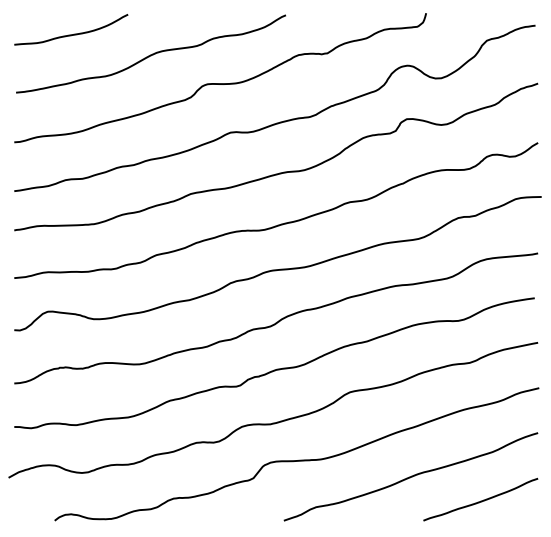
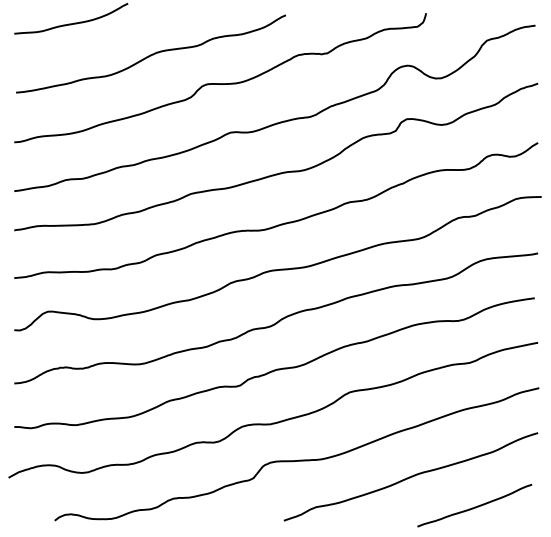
curve position: (74, 33) -> (74, 22) (74, 22)
curve position: (480, 500) -> (474, 506) (474, 506)
